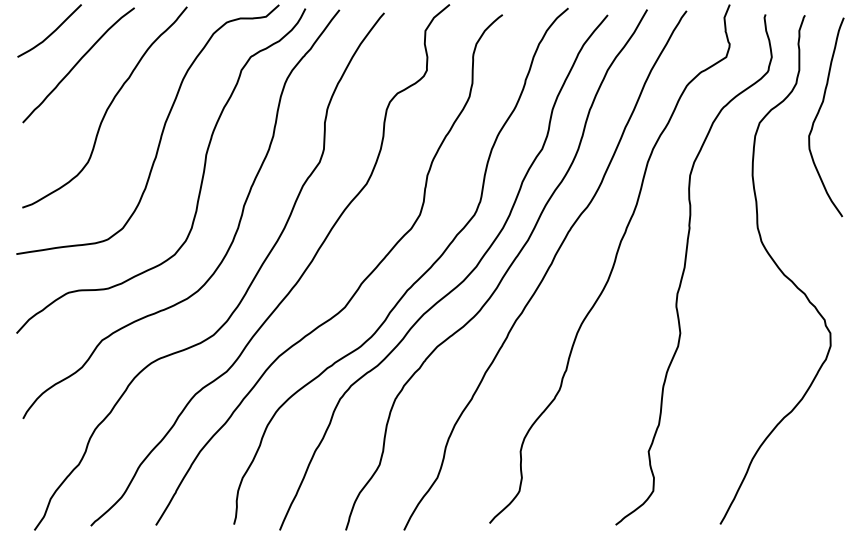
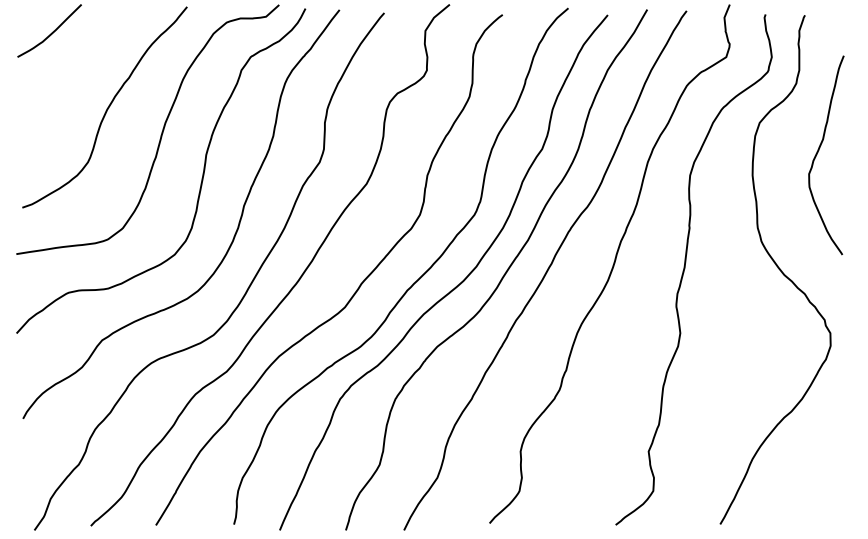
curve: present -> none (77, 64)
curve position: (818, 114) -> (818, 152) (818, 152)
